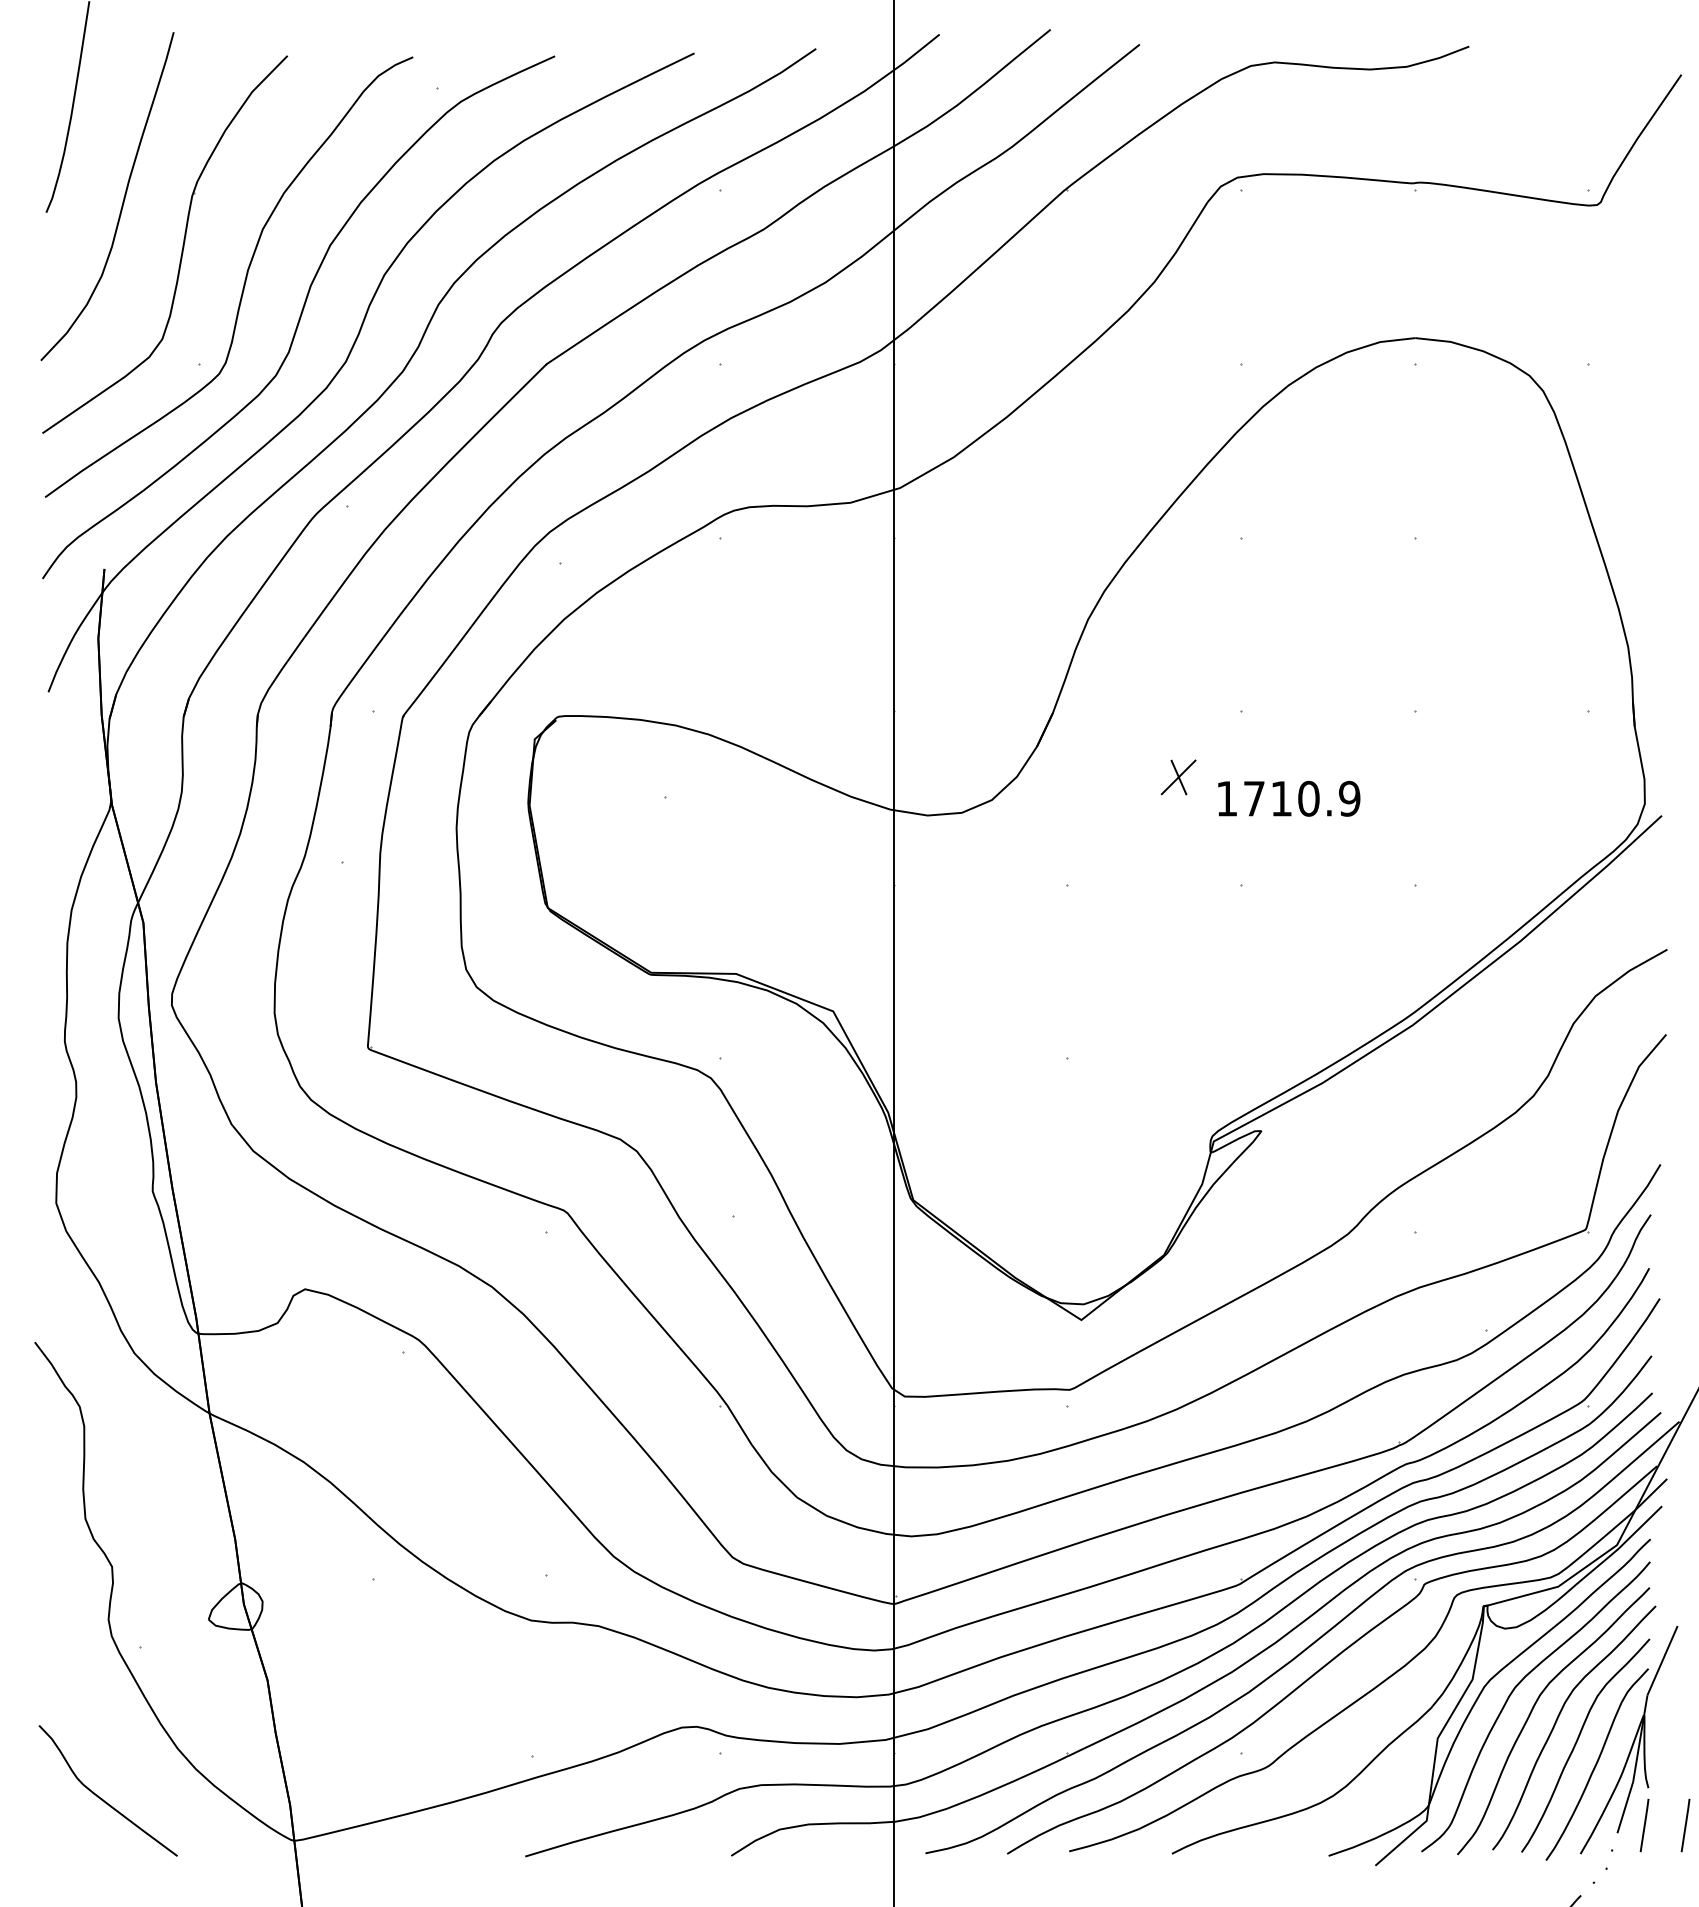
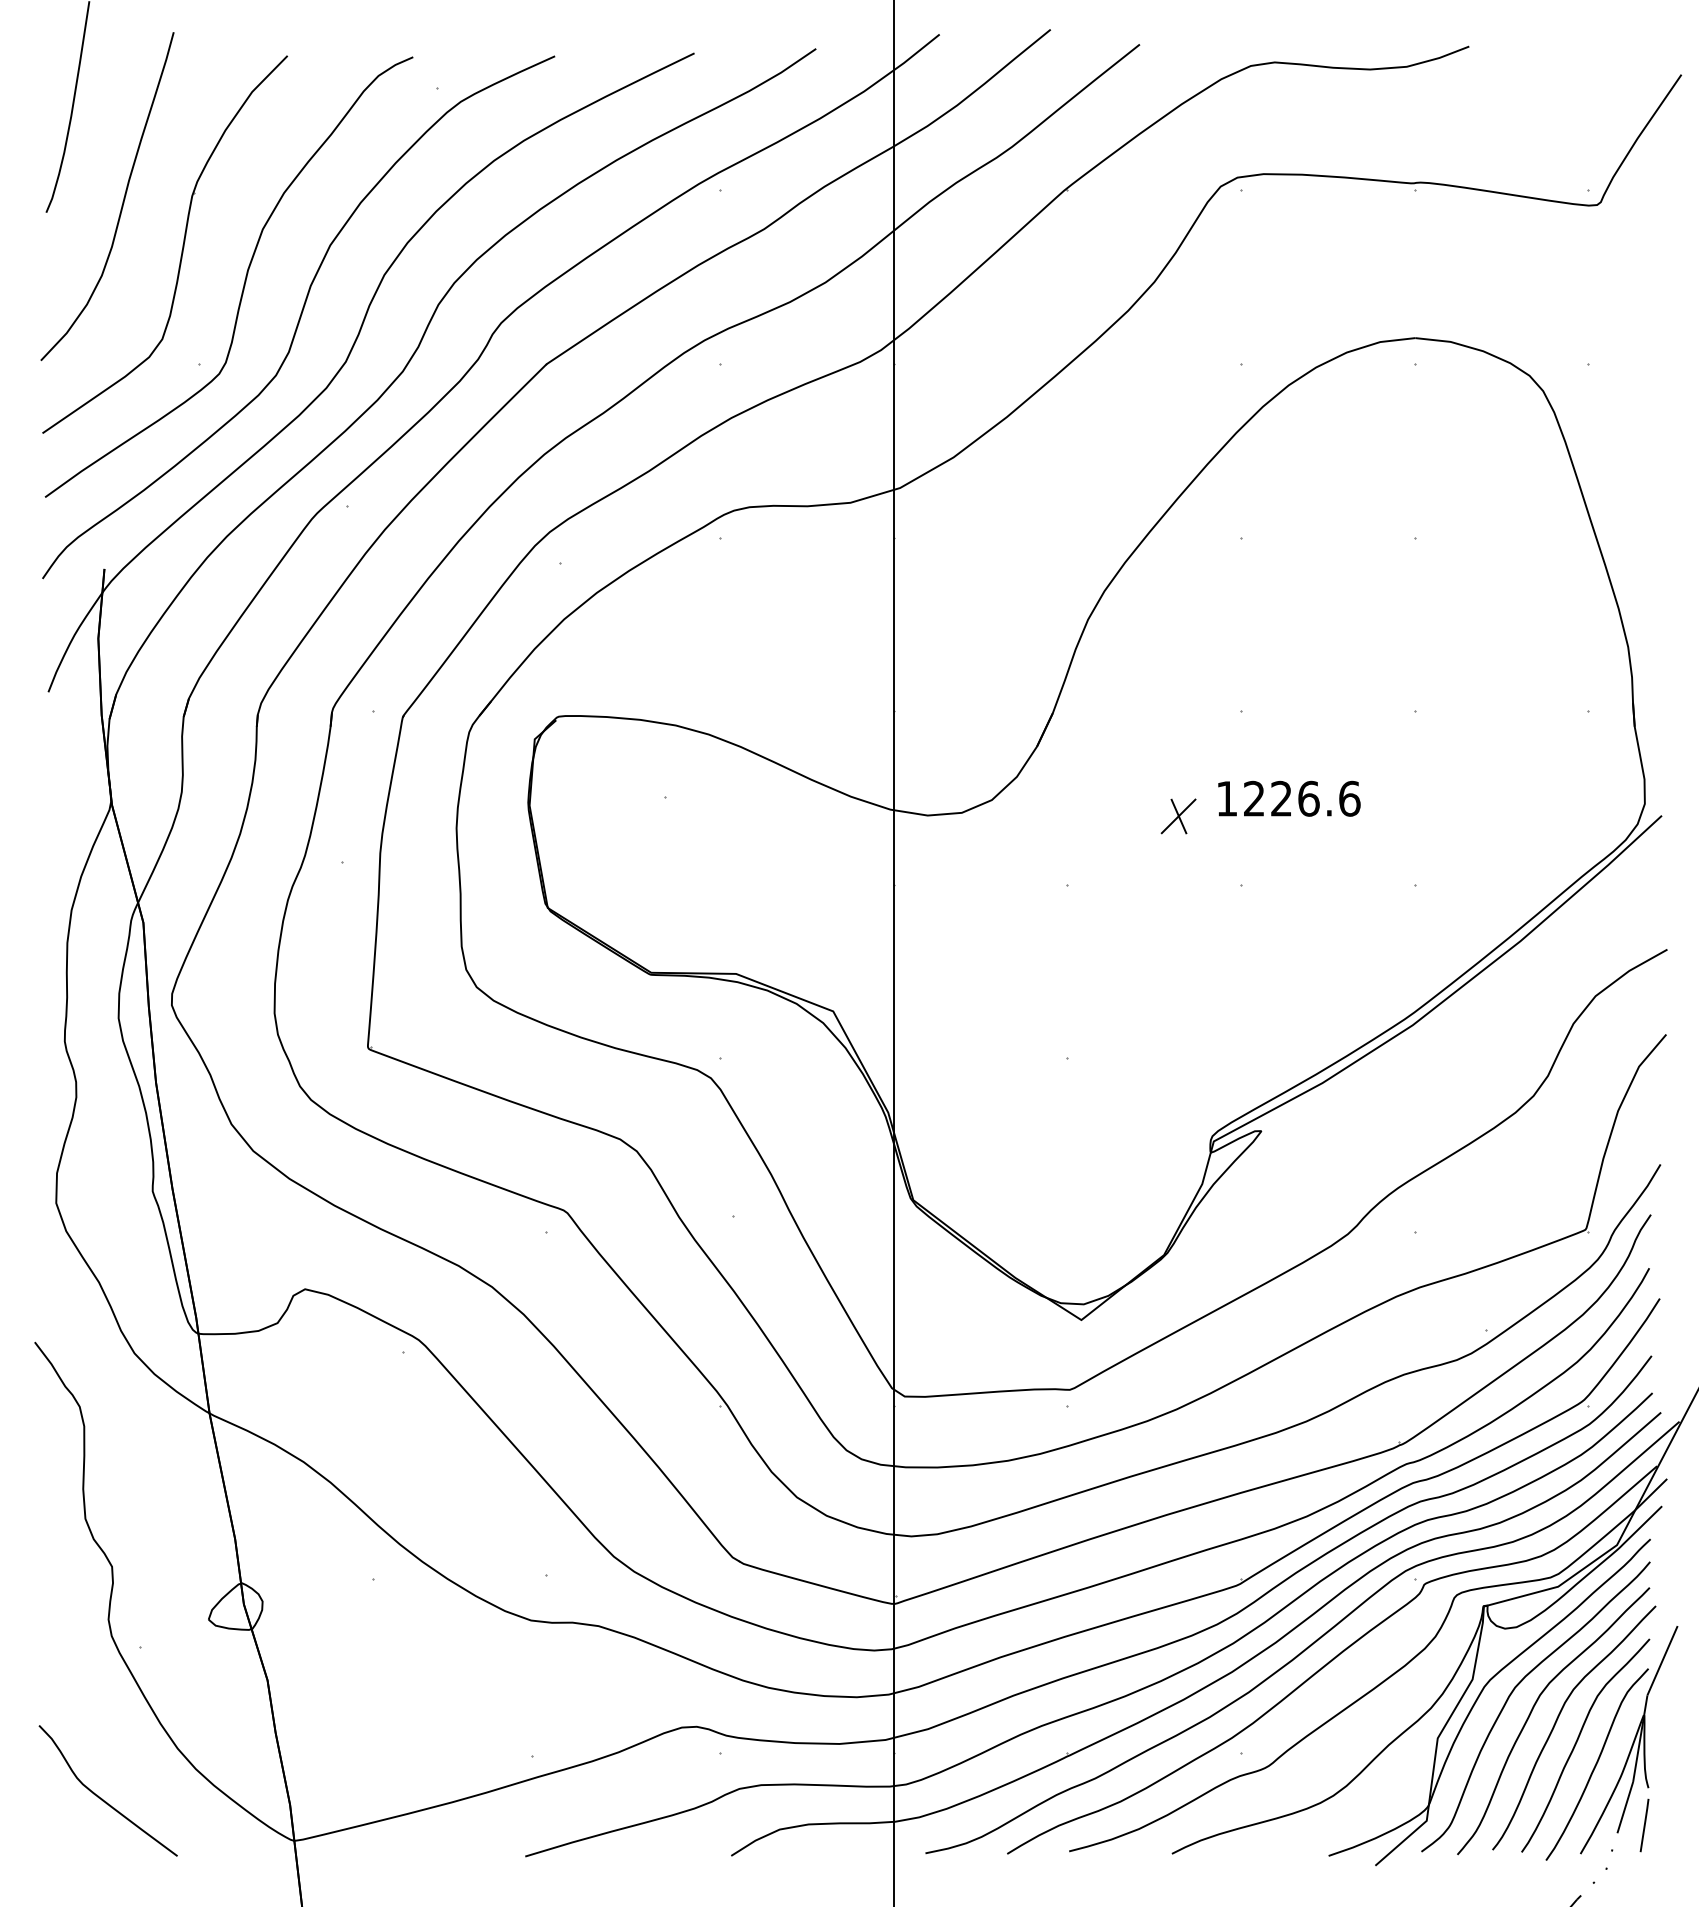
part position: (1178, 777) -> (1178, 816) (1178, 816)
text: 1710.9 -> 1226.6 (1302, 798)
line: present -> none (1685, 1825)
